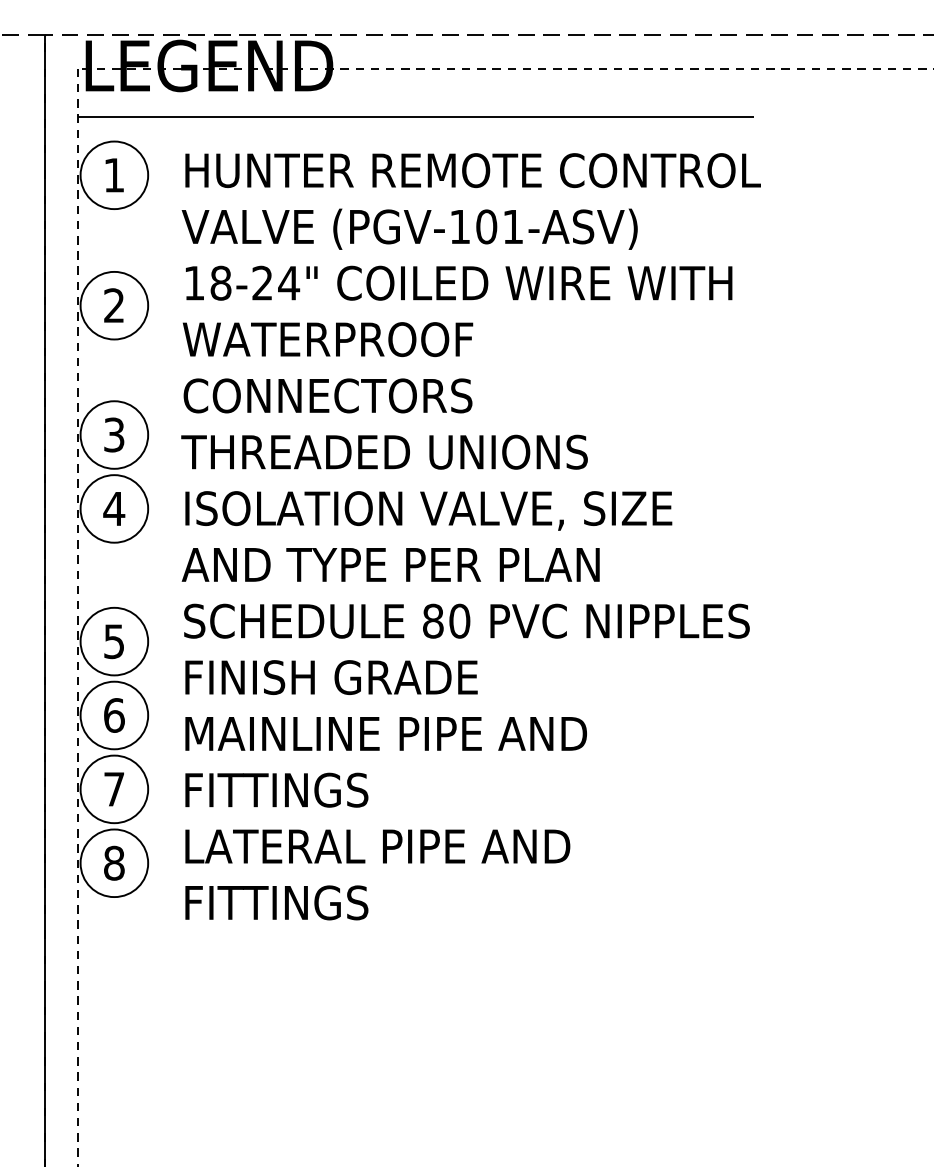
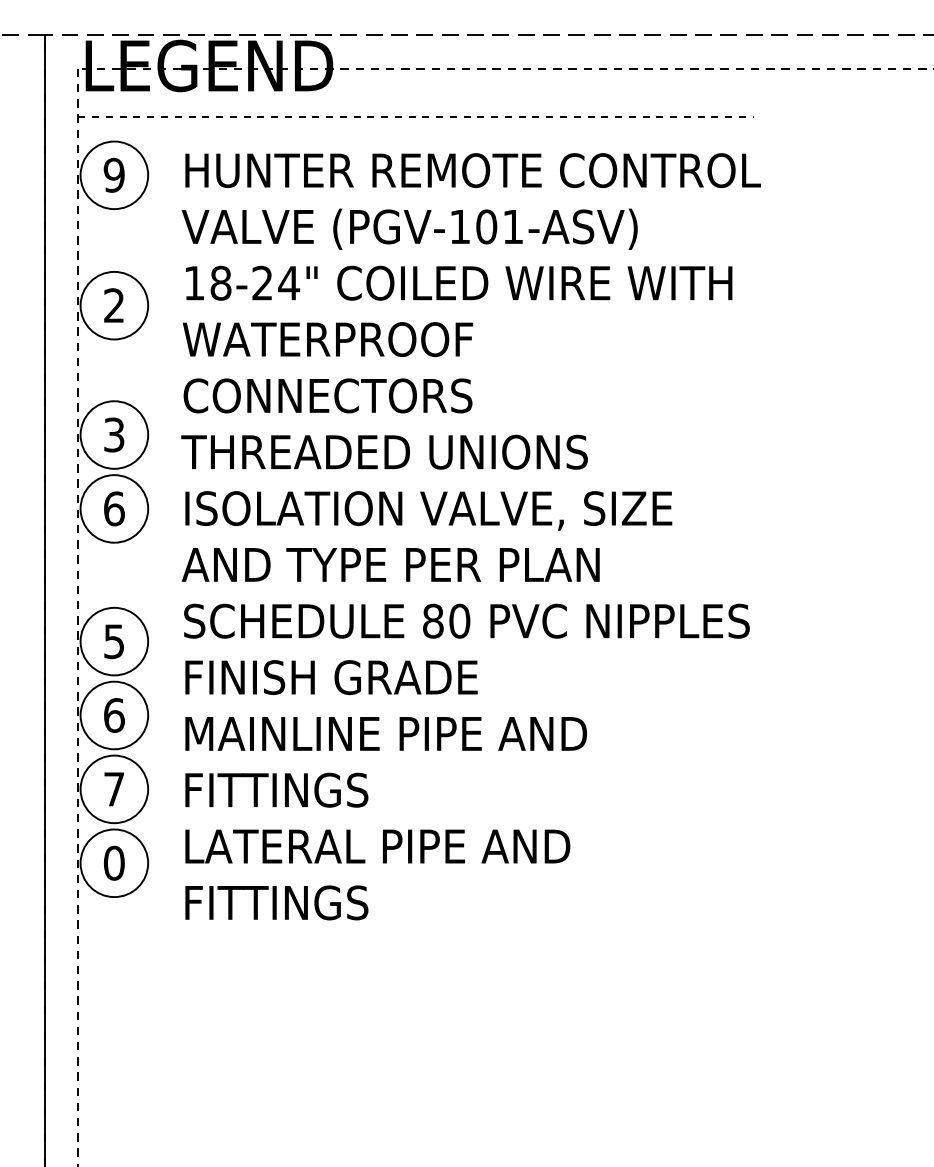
line: solid -> dashed (416, 117)
text: 1 -> 9 (113, 174)
text: 4 -> 6 (114, 508)
text: 8 -> 0 (113, 863)
